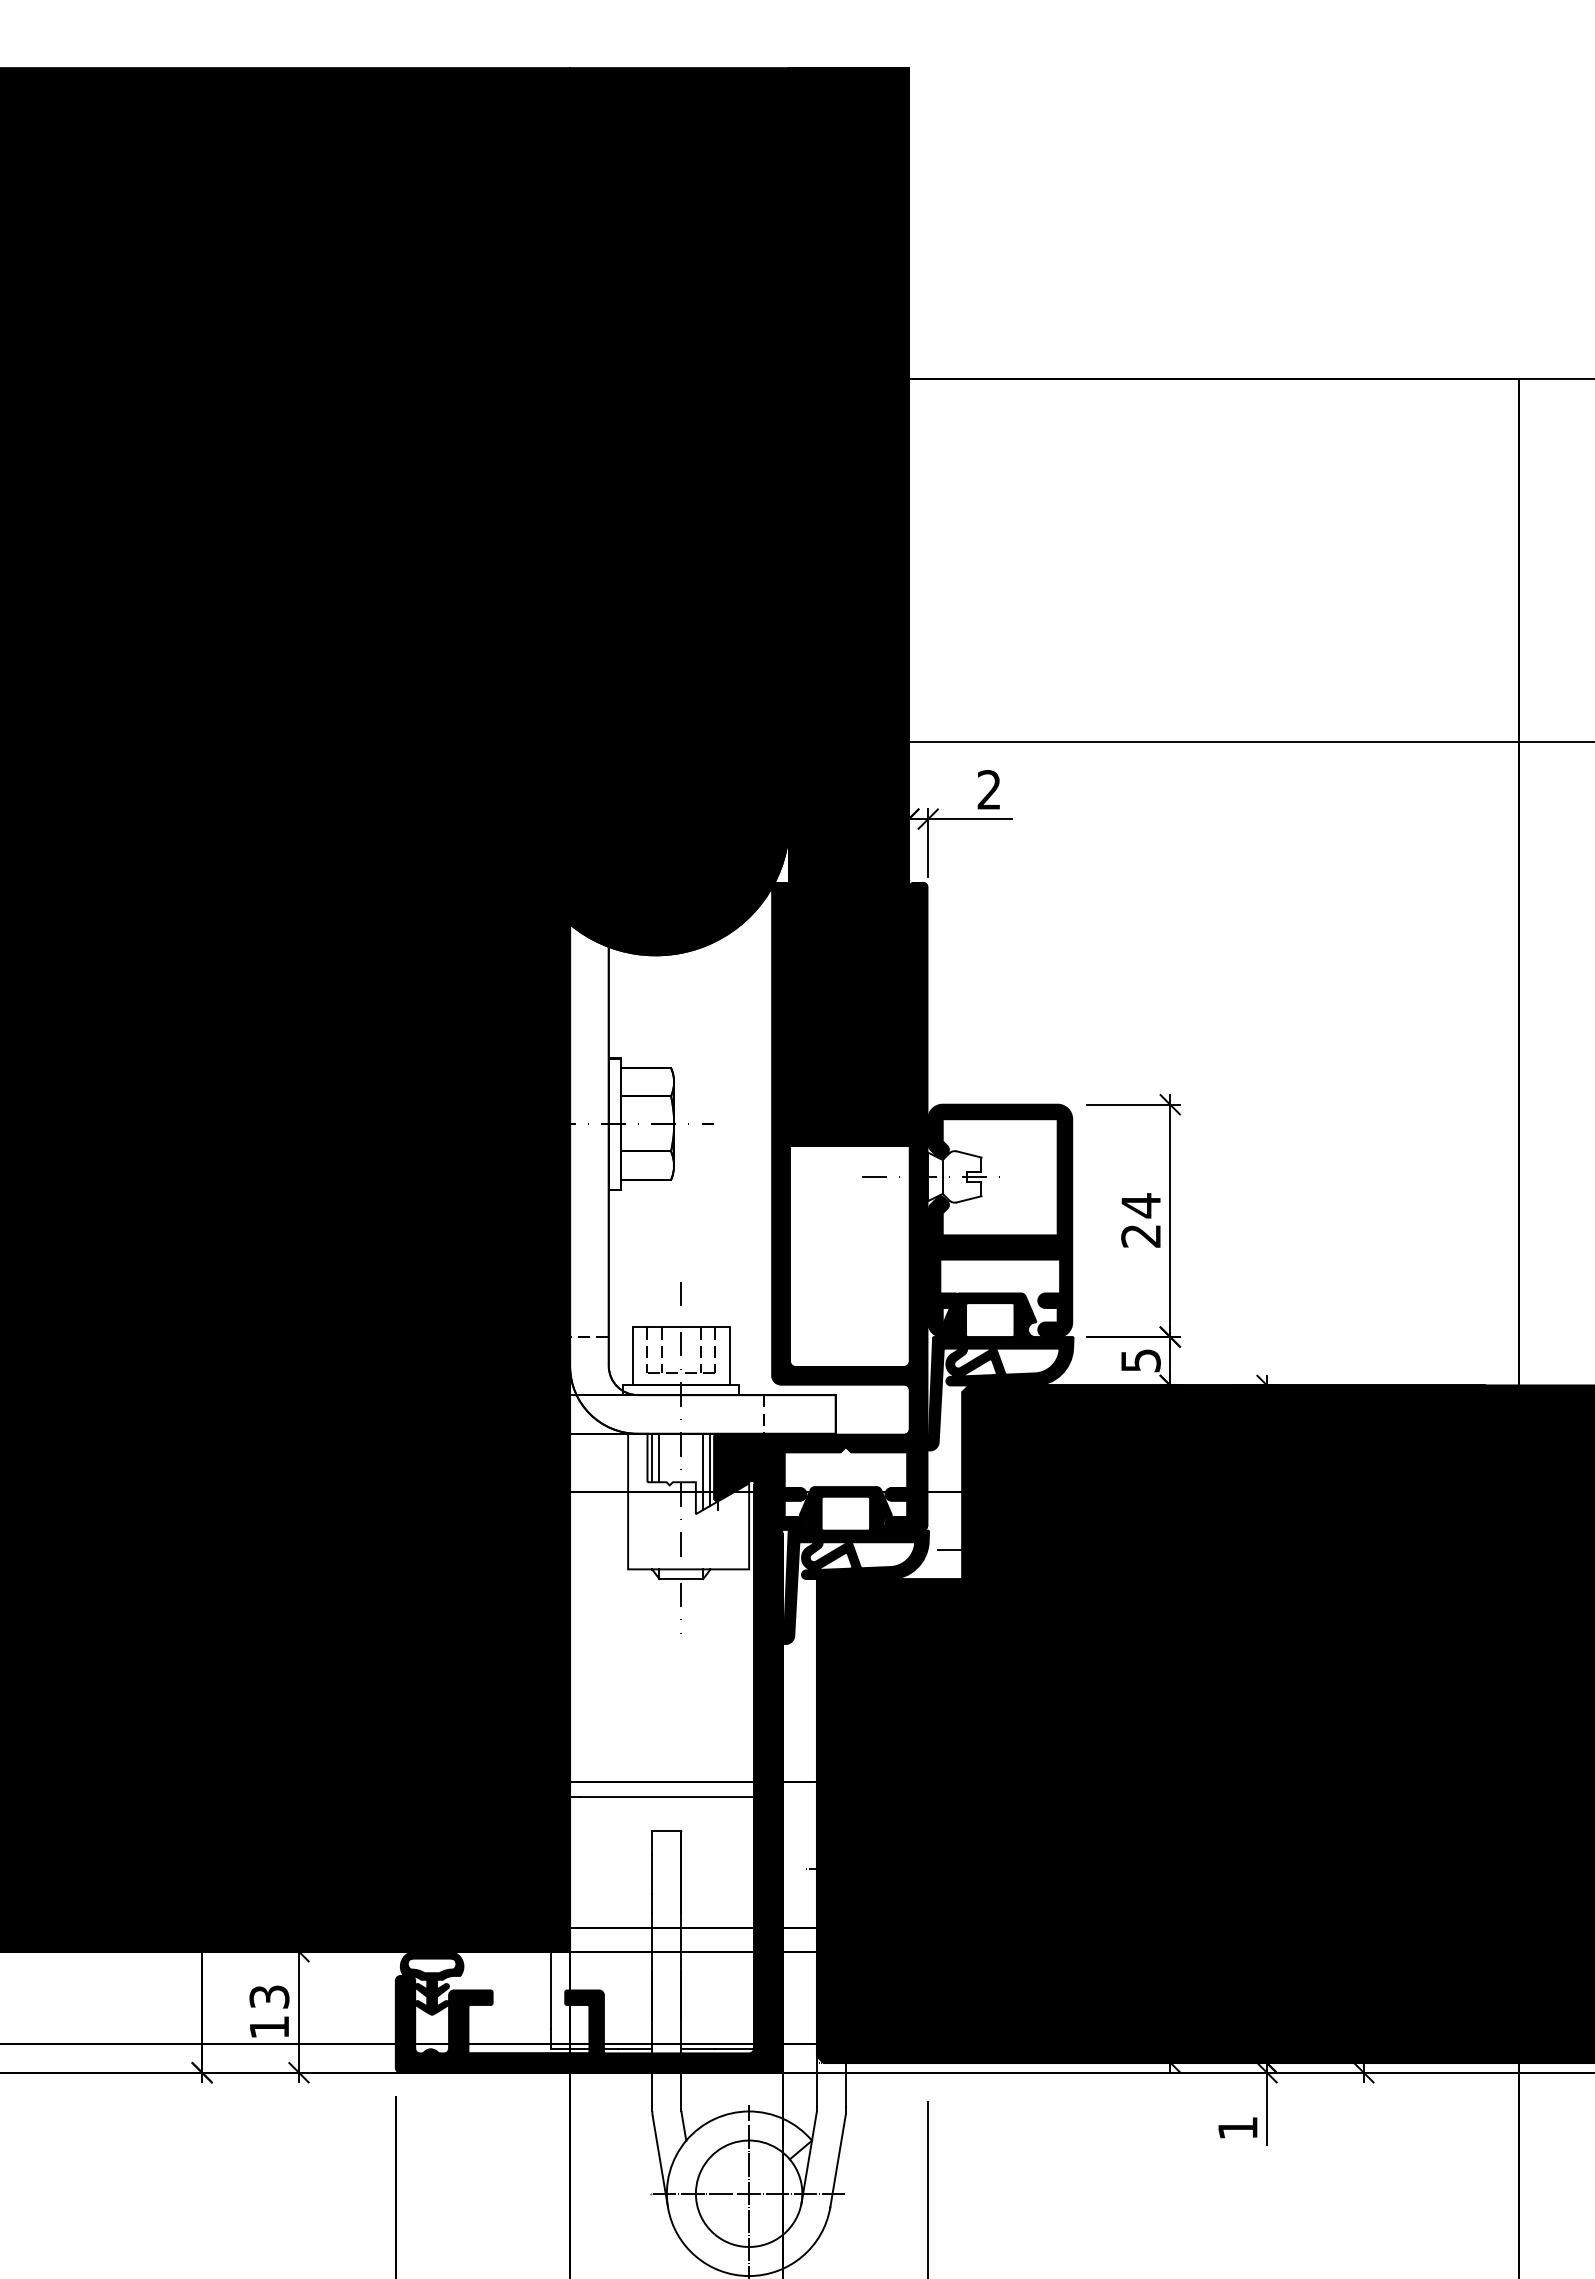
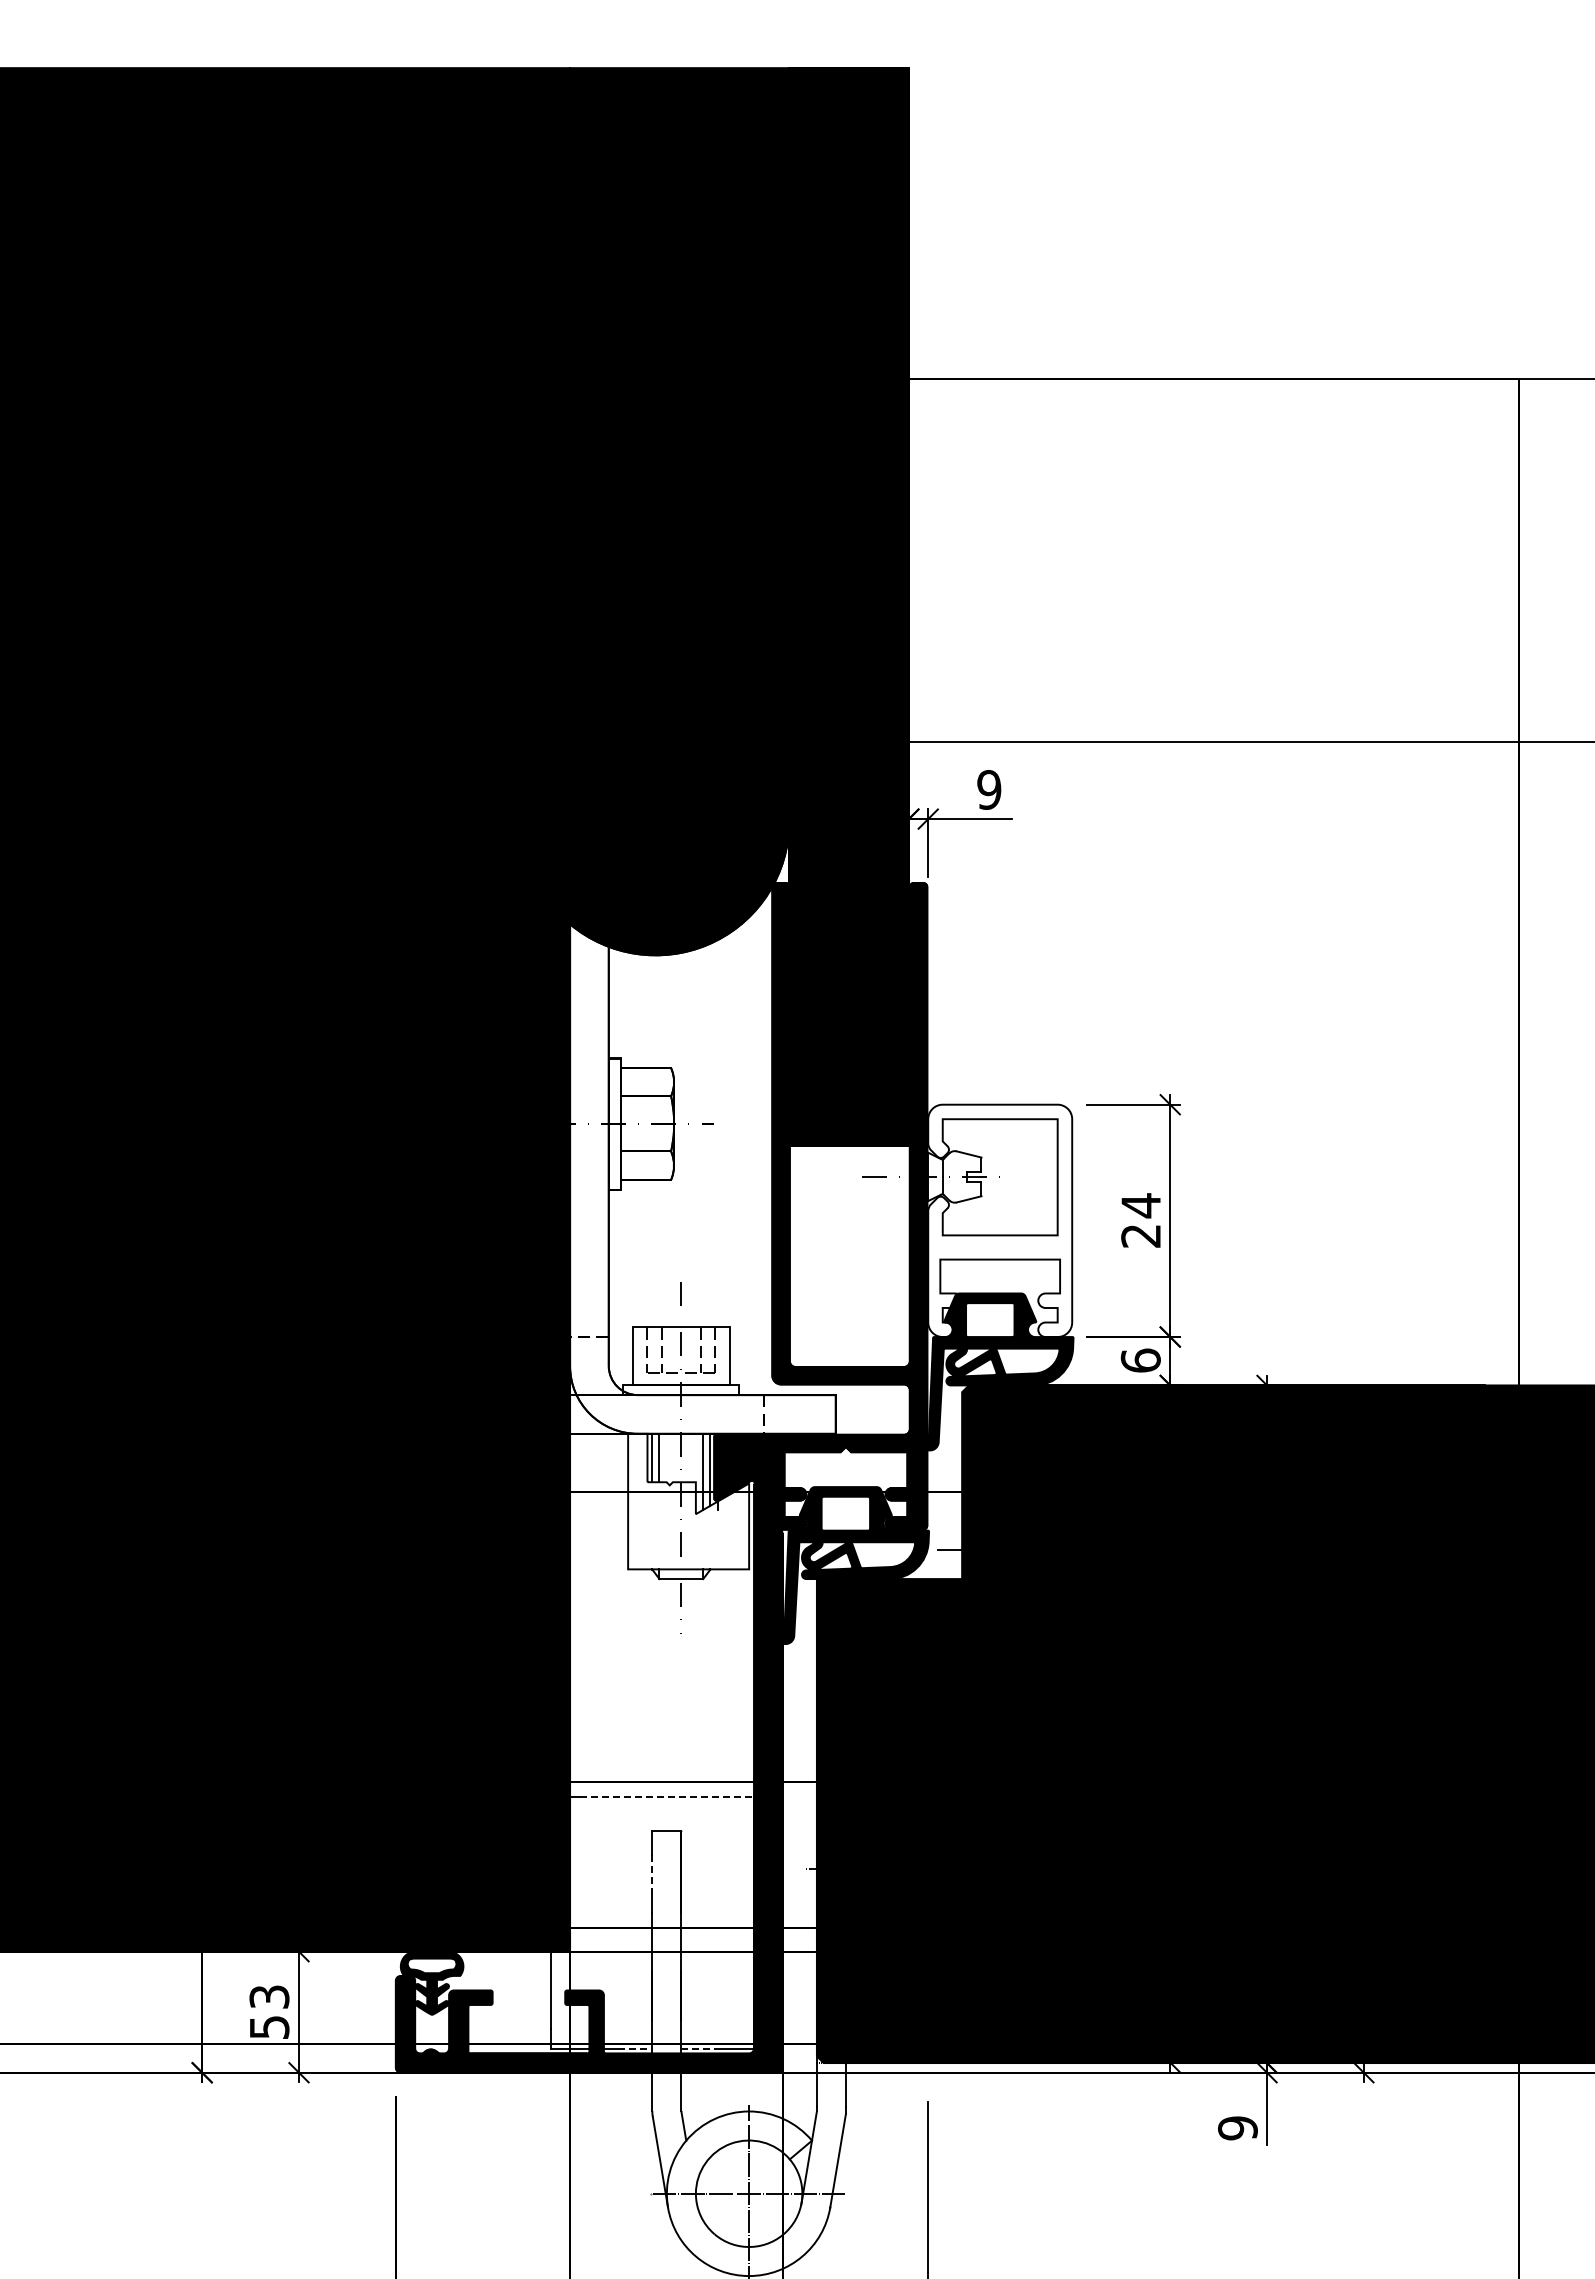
text: 2 -> 9 (989, 789)
fill: present -> none (1000, 1220)
text: 5 -> 6 (1140, 1360)
line: solid -> dashed (667, 1796)
line: solid -> dashed (652, 1874)
text: 13 -> 53 (269, 2027)
line: solid -> dashed (635, 2048)
line: solid -> dashed (698, 2048)
text: 1 -> 9 (1237, 2128)
